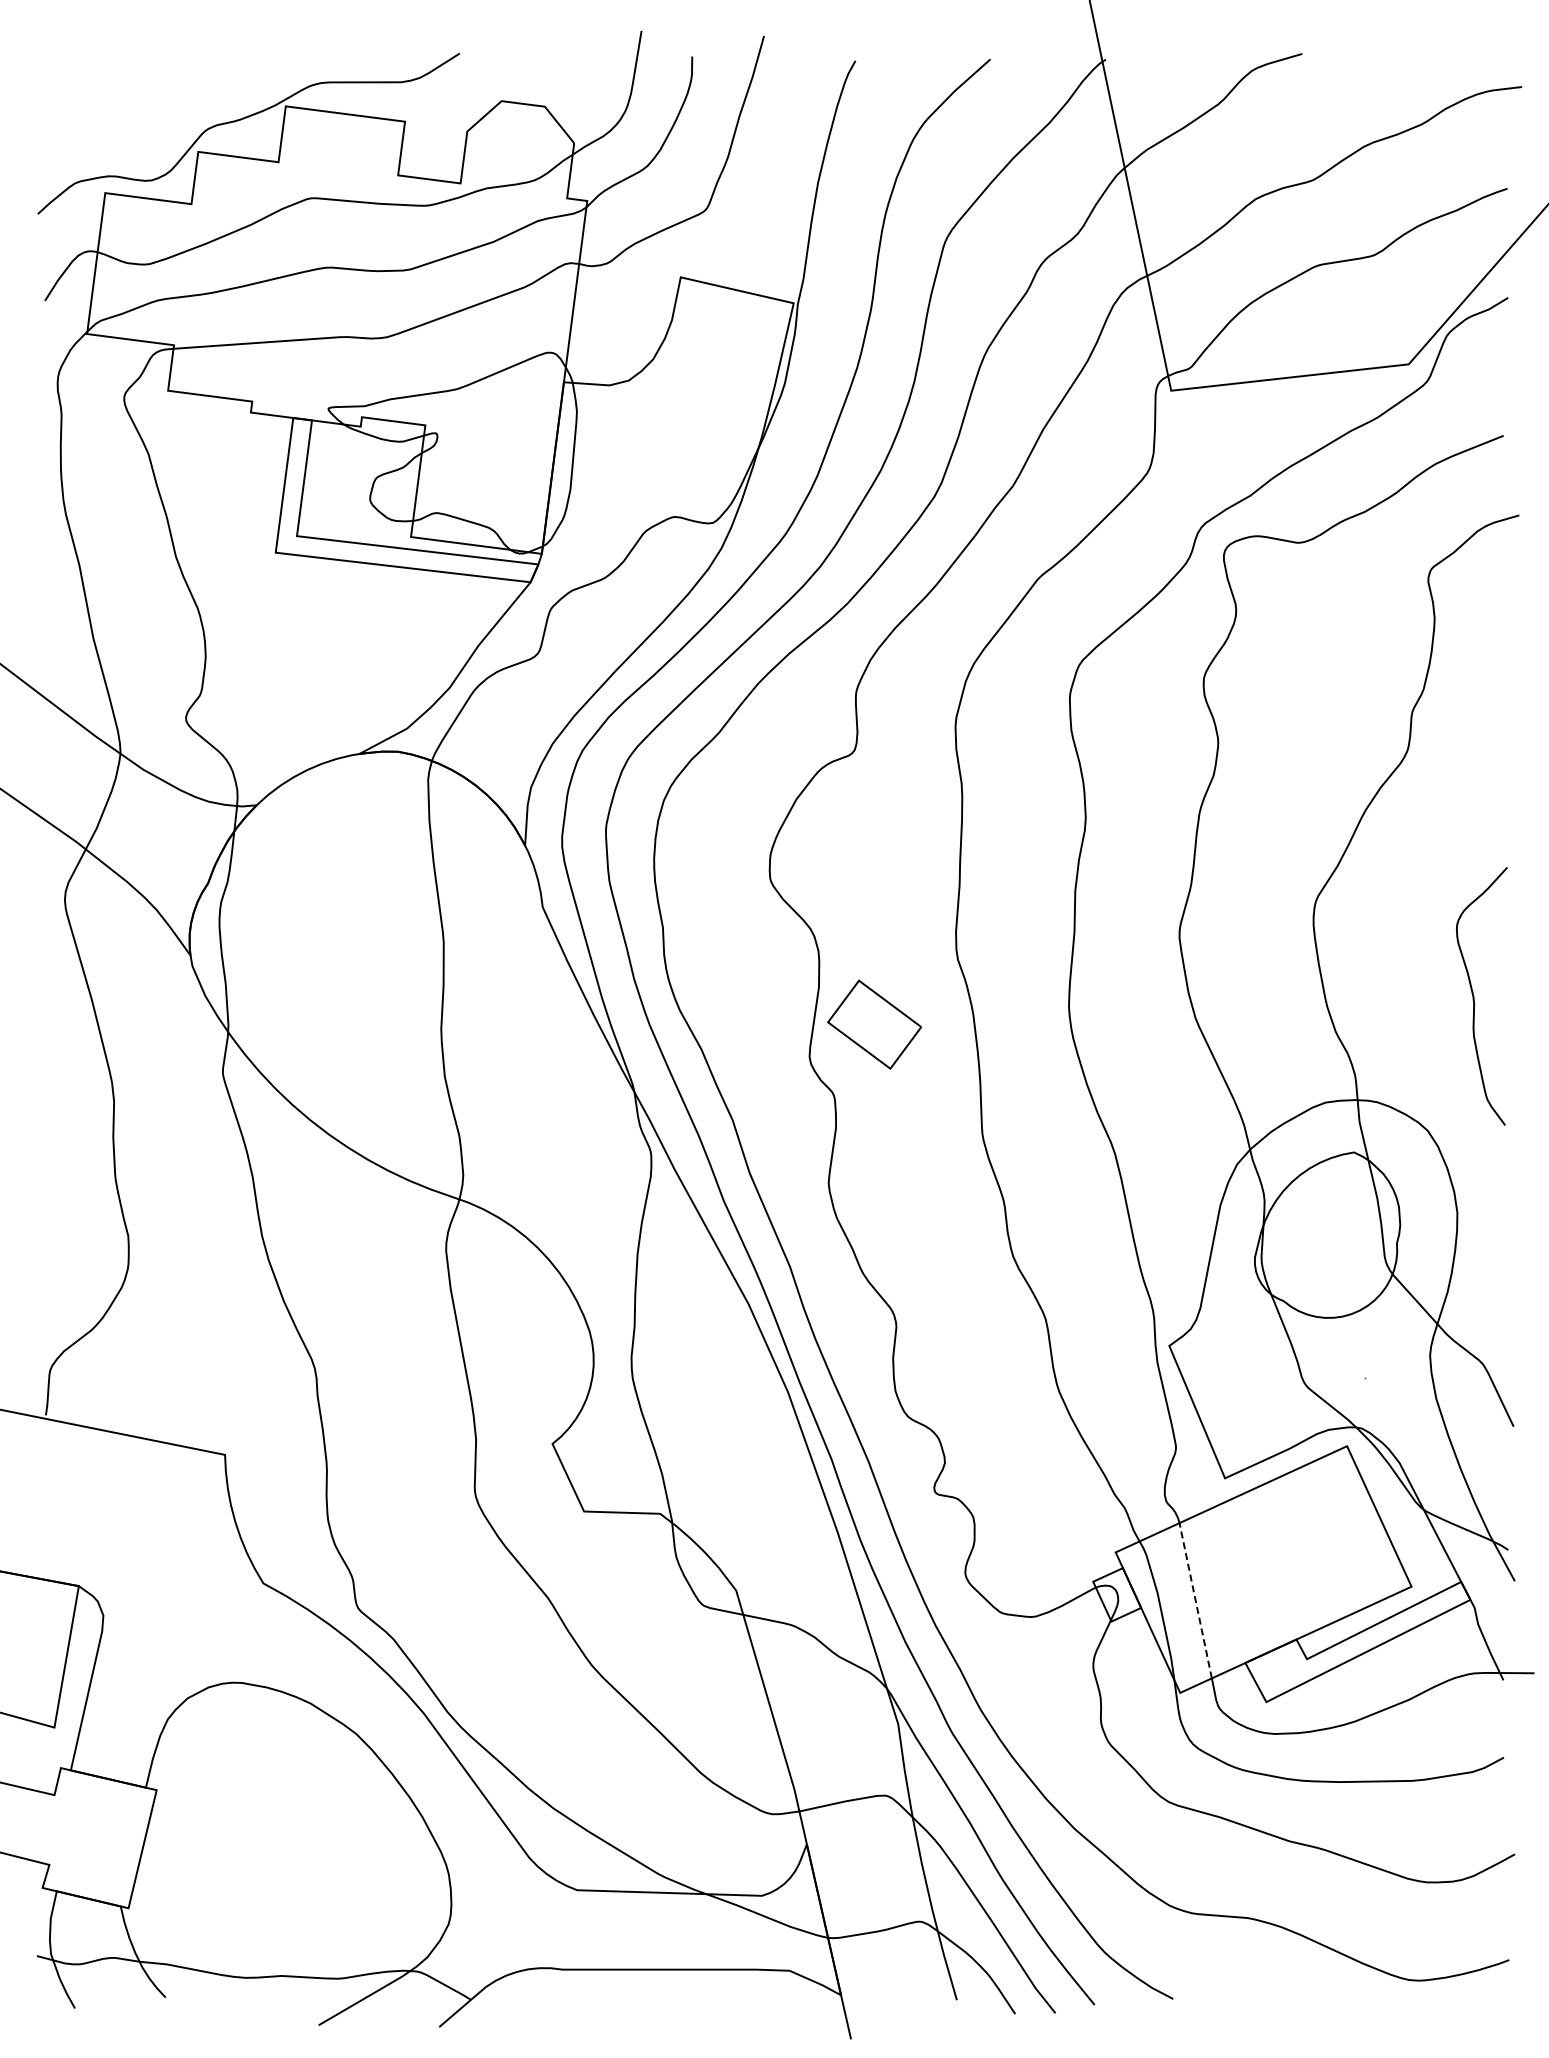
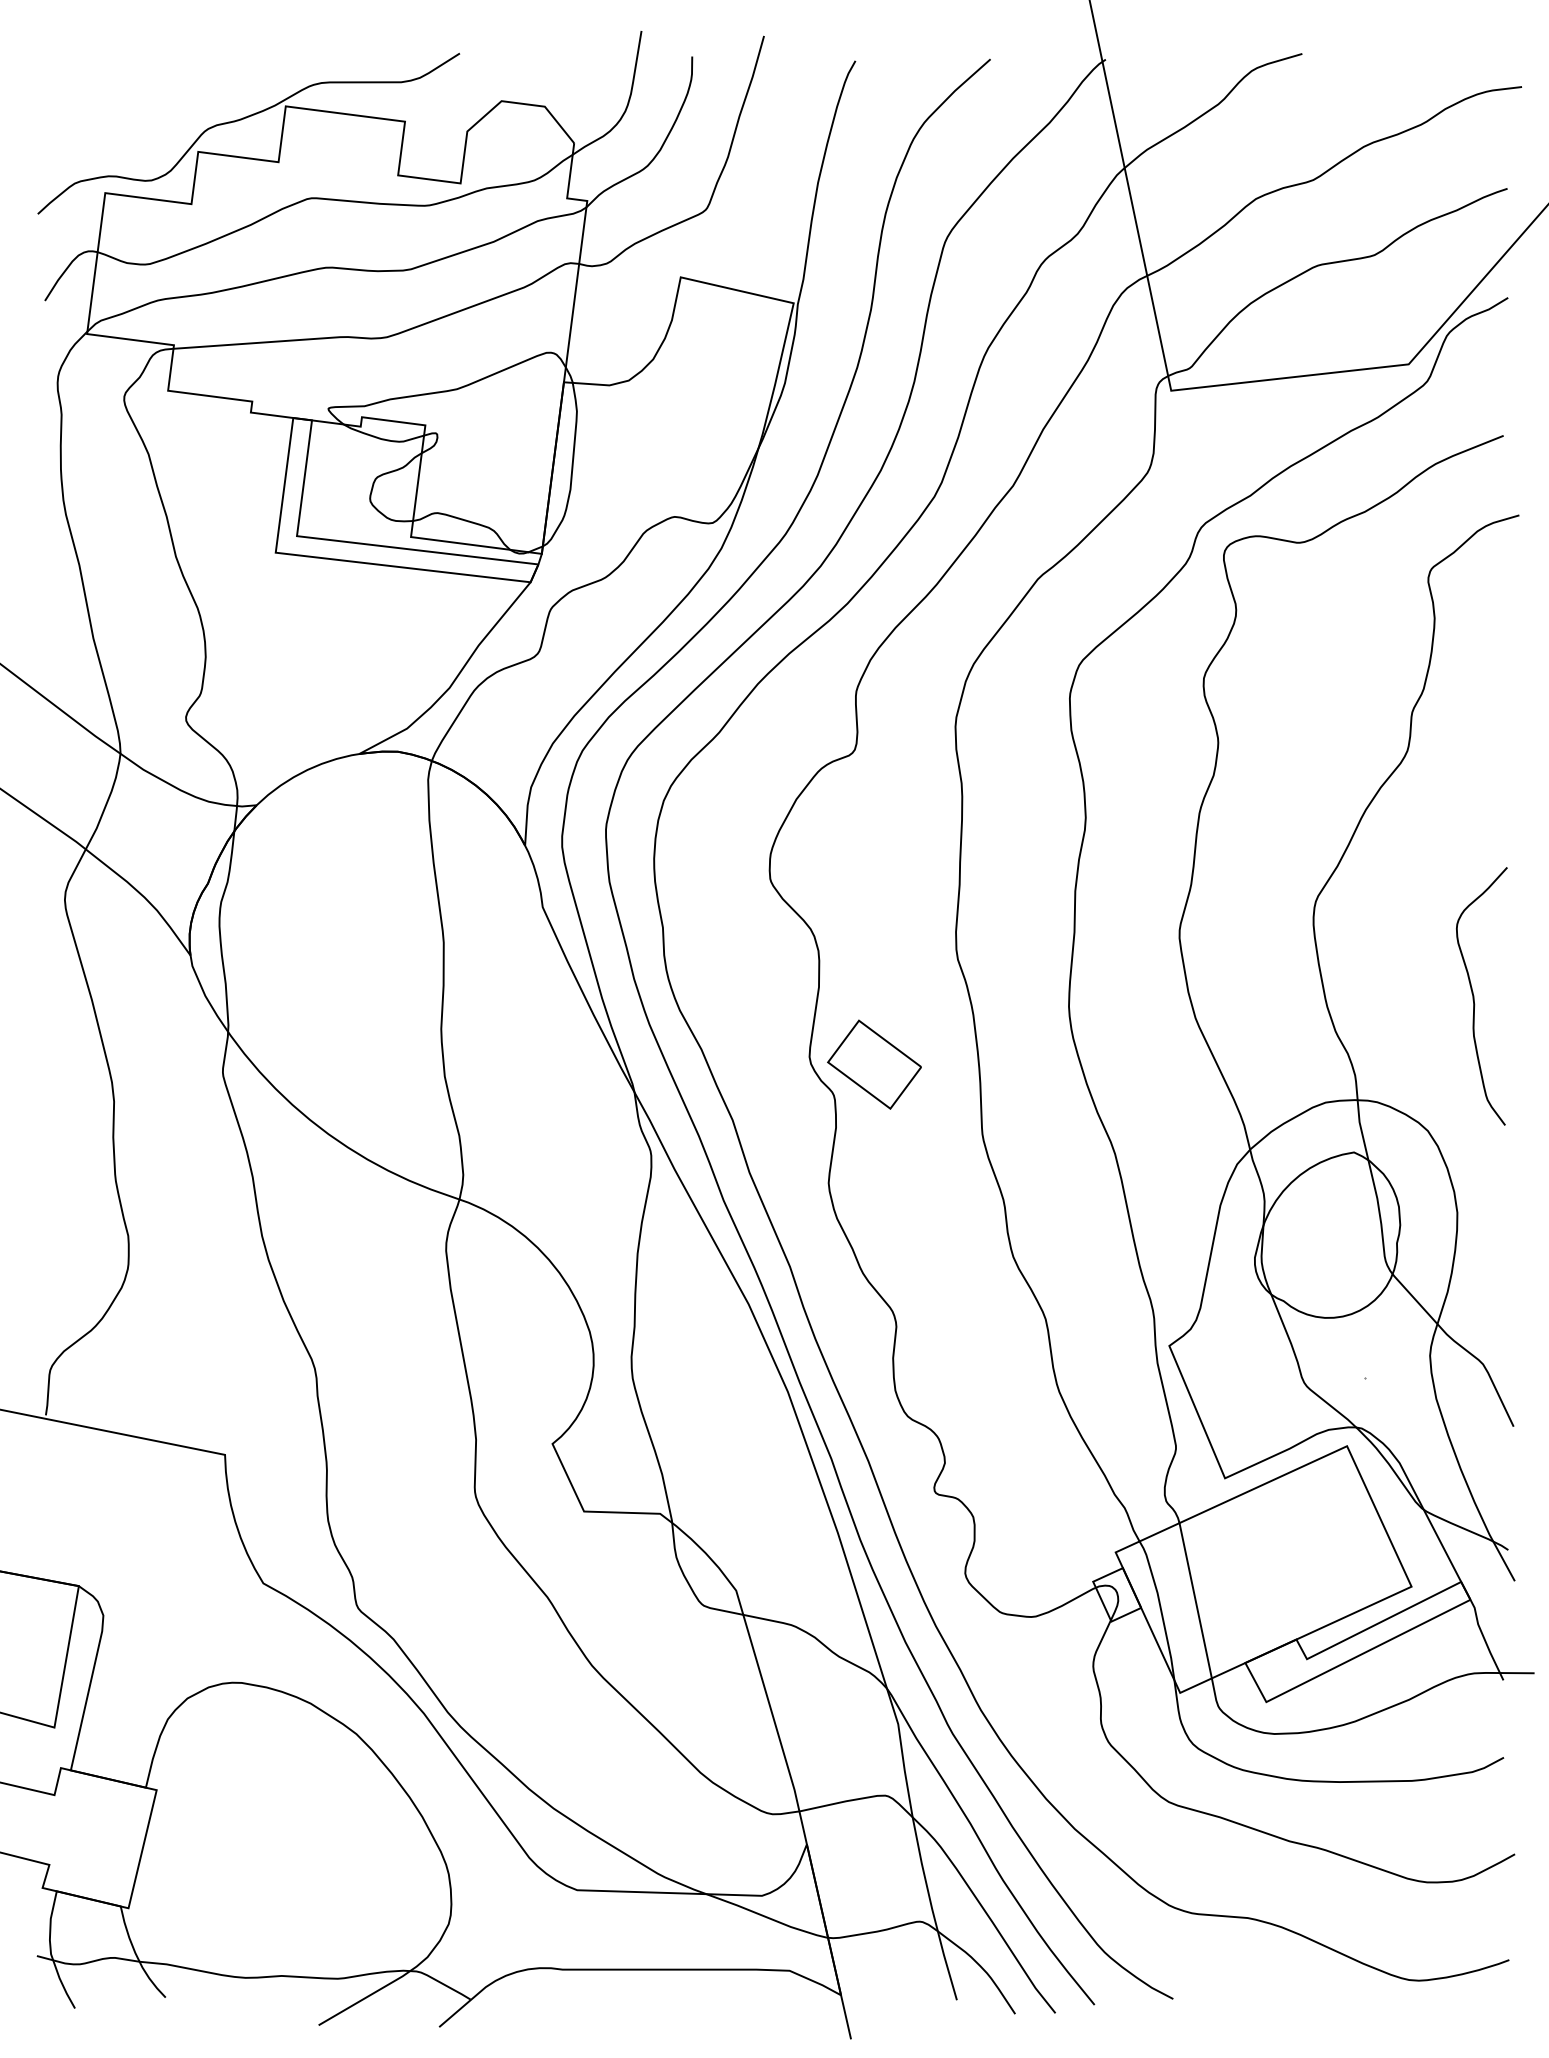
part position: (874, 1024) -> (874, 1064) (874, 1064)
line: dashed -> solid (1195, 1600)
